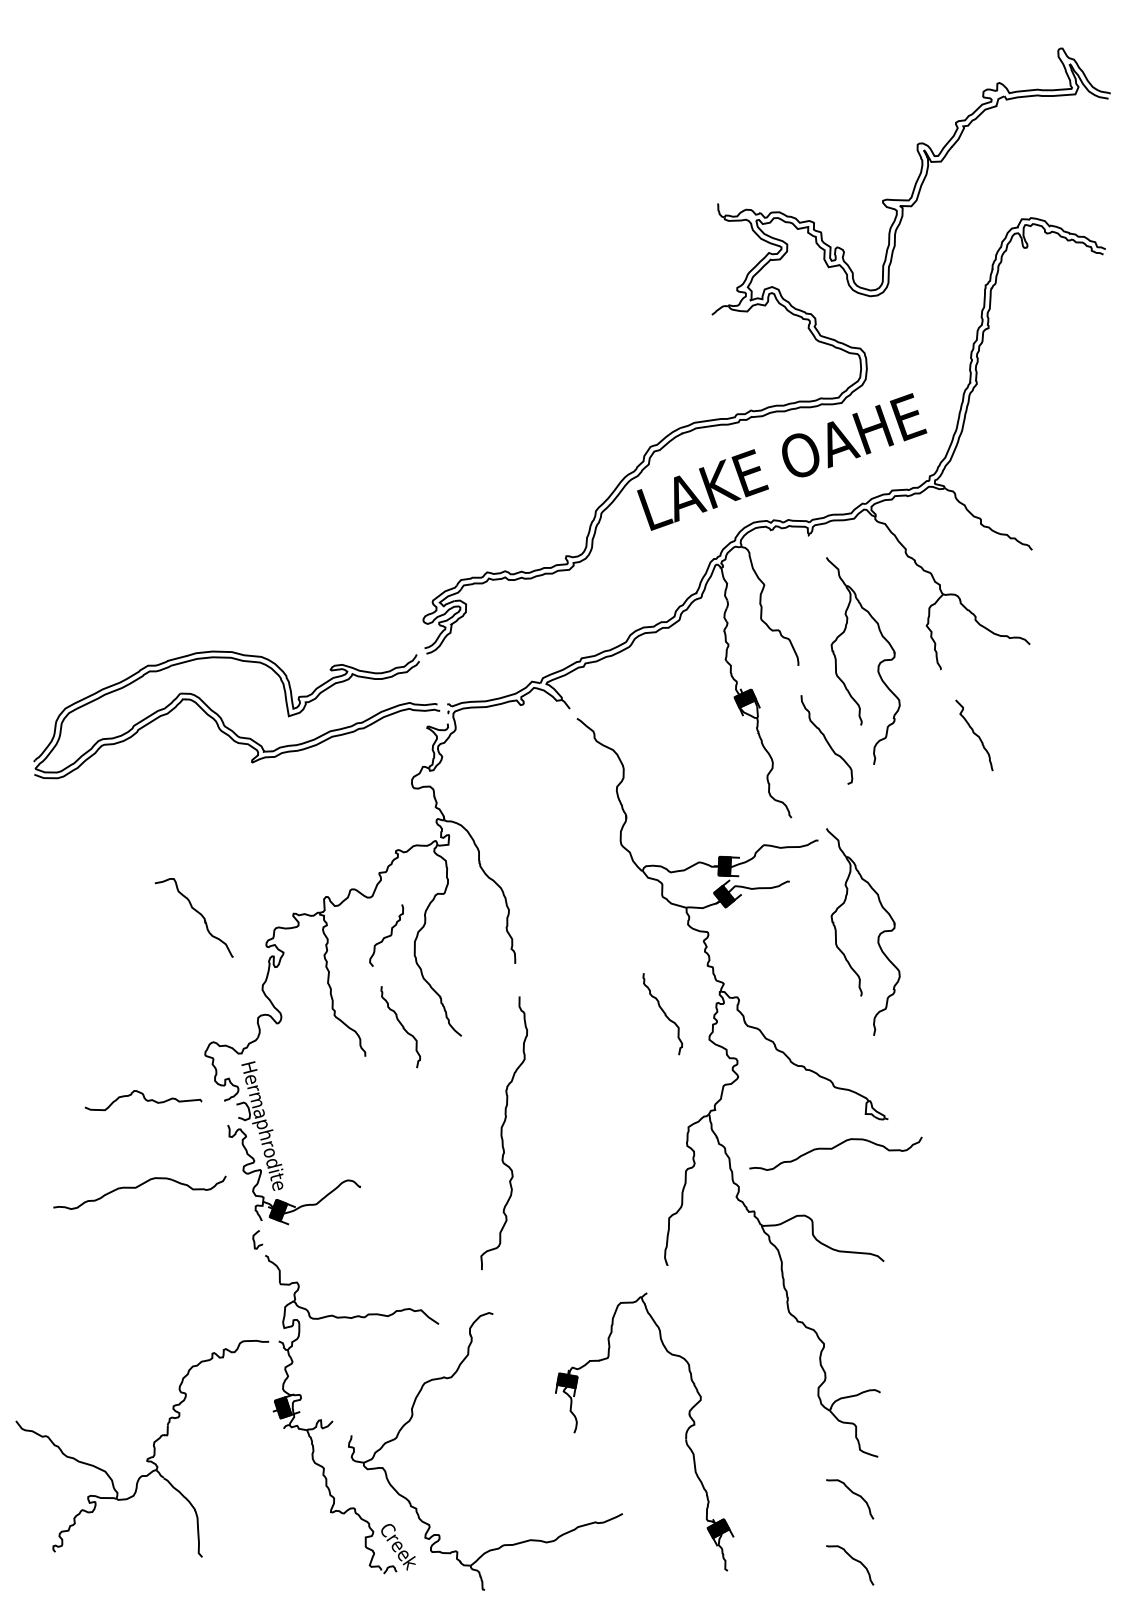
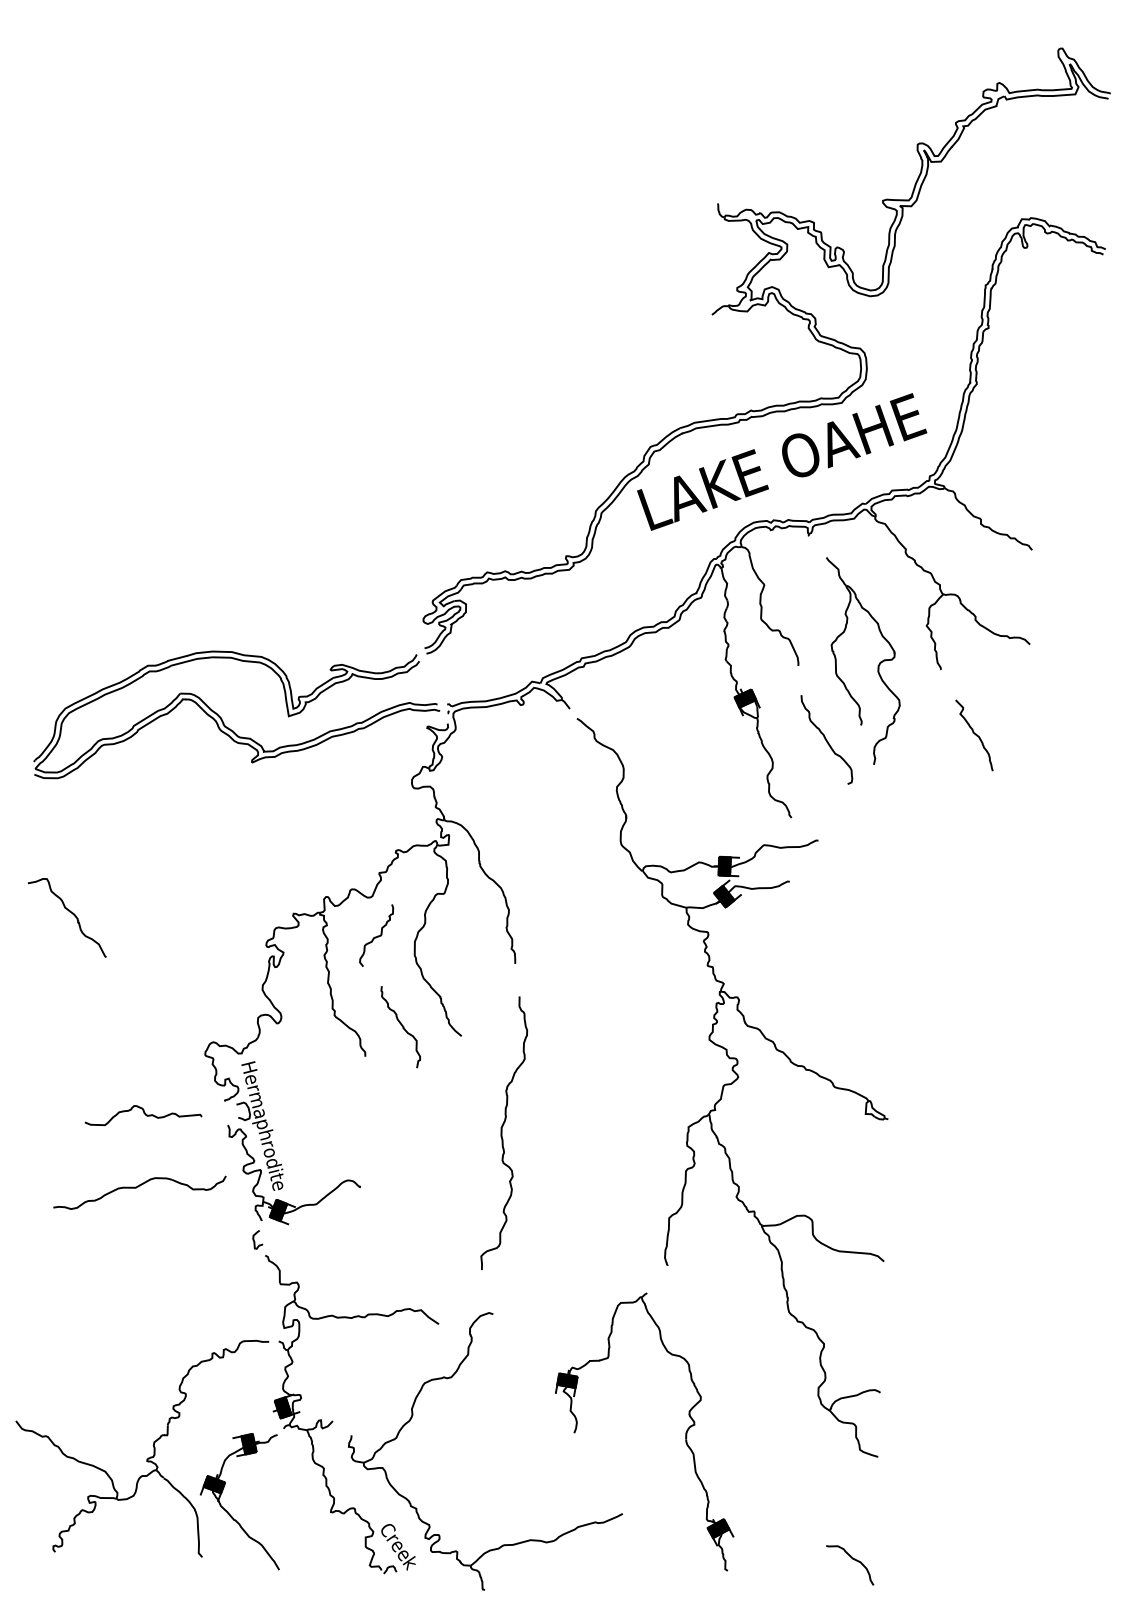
curve position: (196, 912) -> (69, 912) (69, 912)
curve position: (387, 935) -> (377, 935) (377, 935)
part: present -> none (877, 937)
curve: present -> none (663, 1013)
part position: (143, 1100) -> (143, 1115) (143, 1115)
part: present -> none (835, 1153)
curve: present -> none (852, 1493)
part: none -> present (228, 1511)
